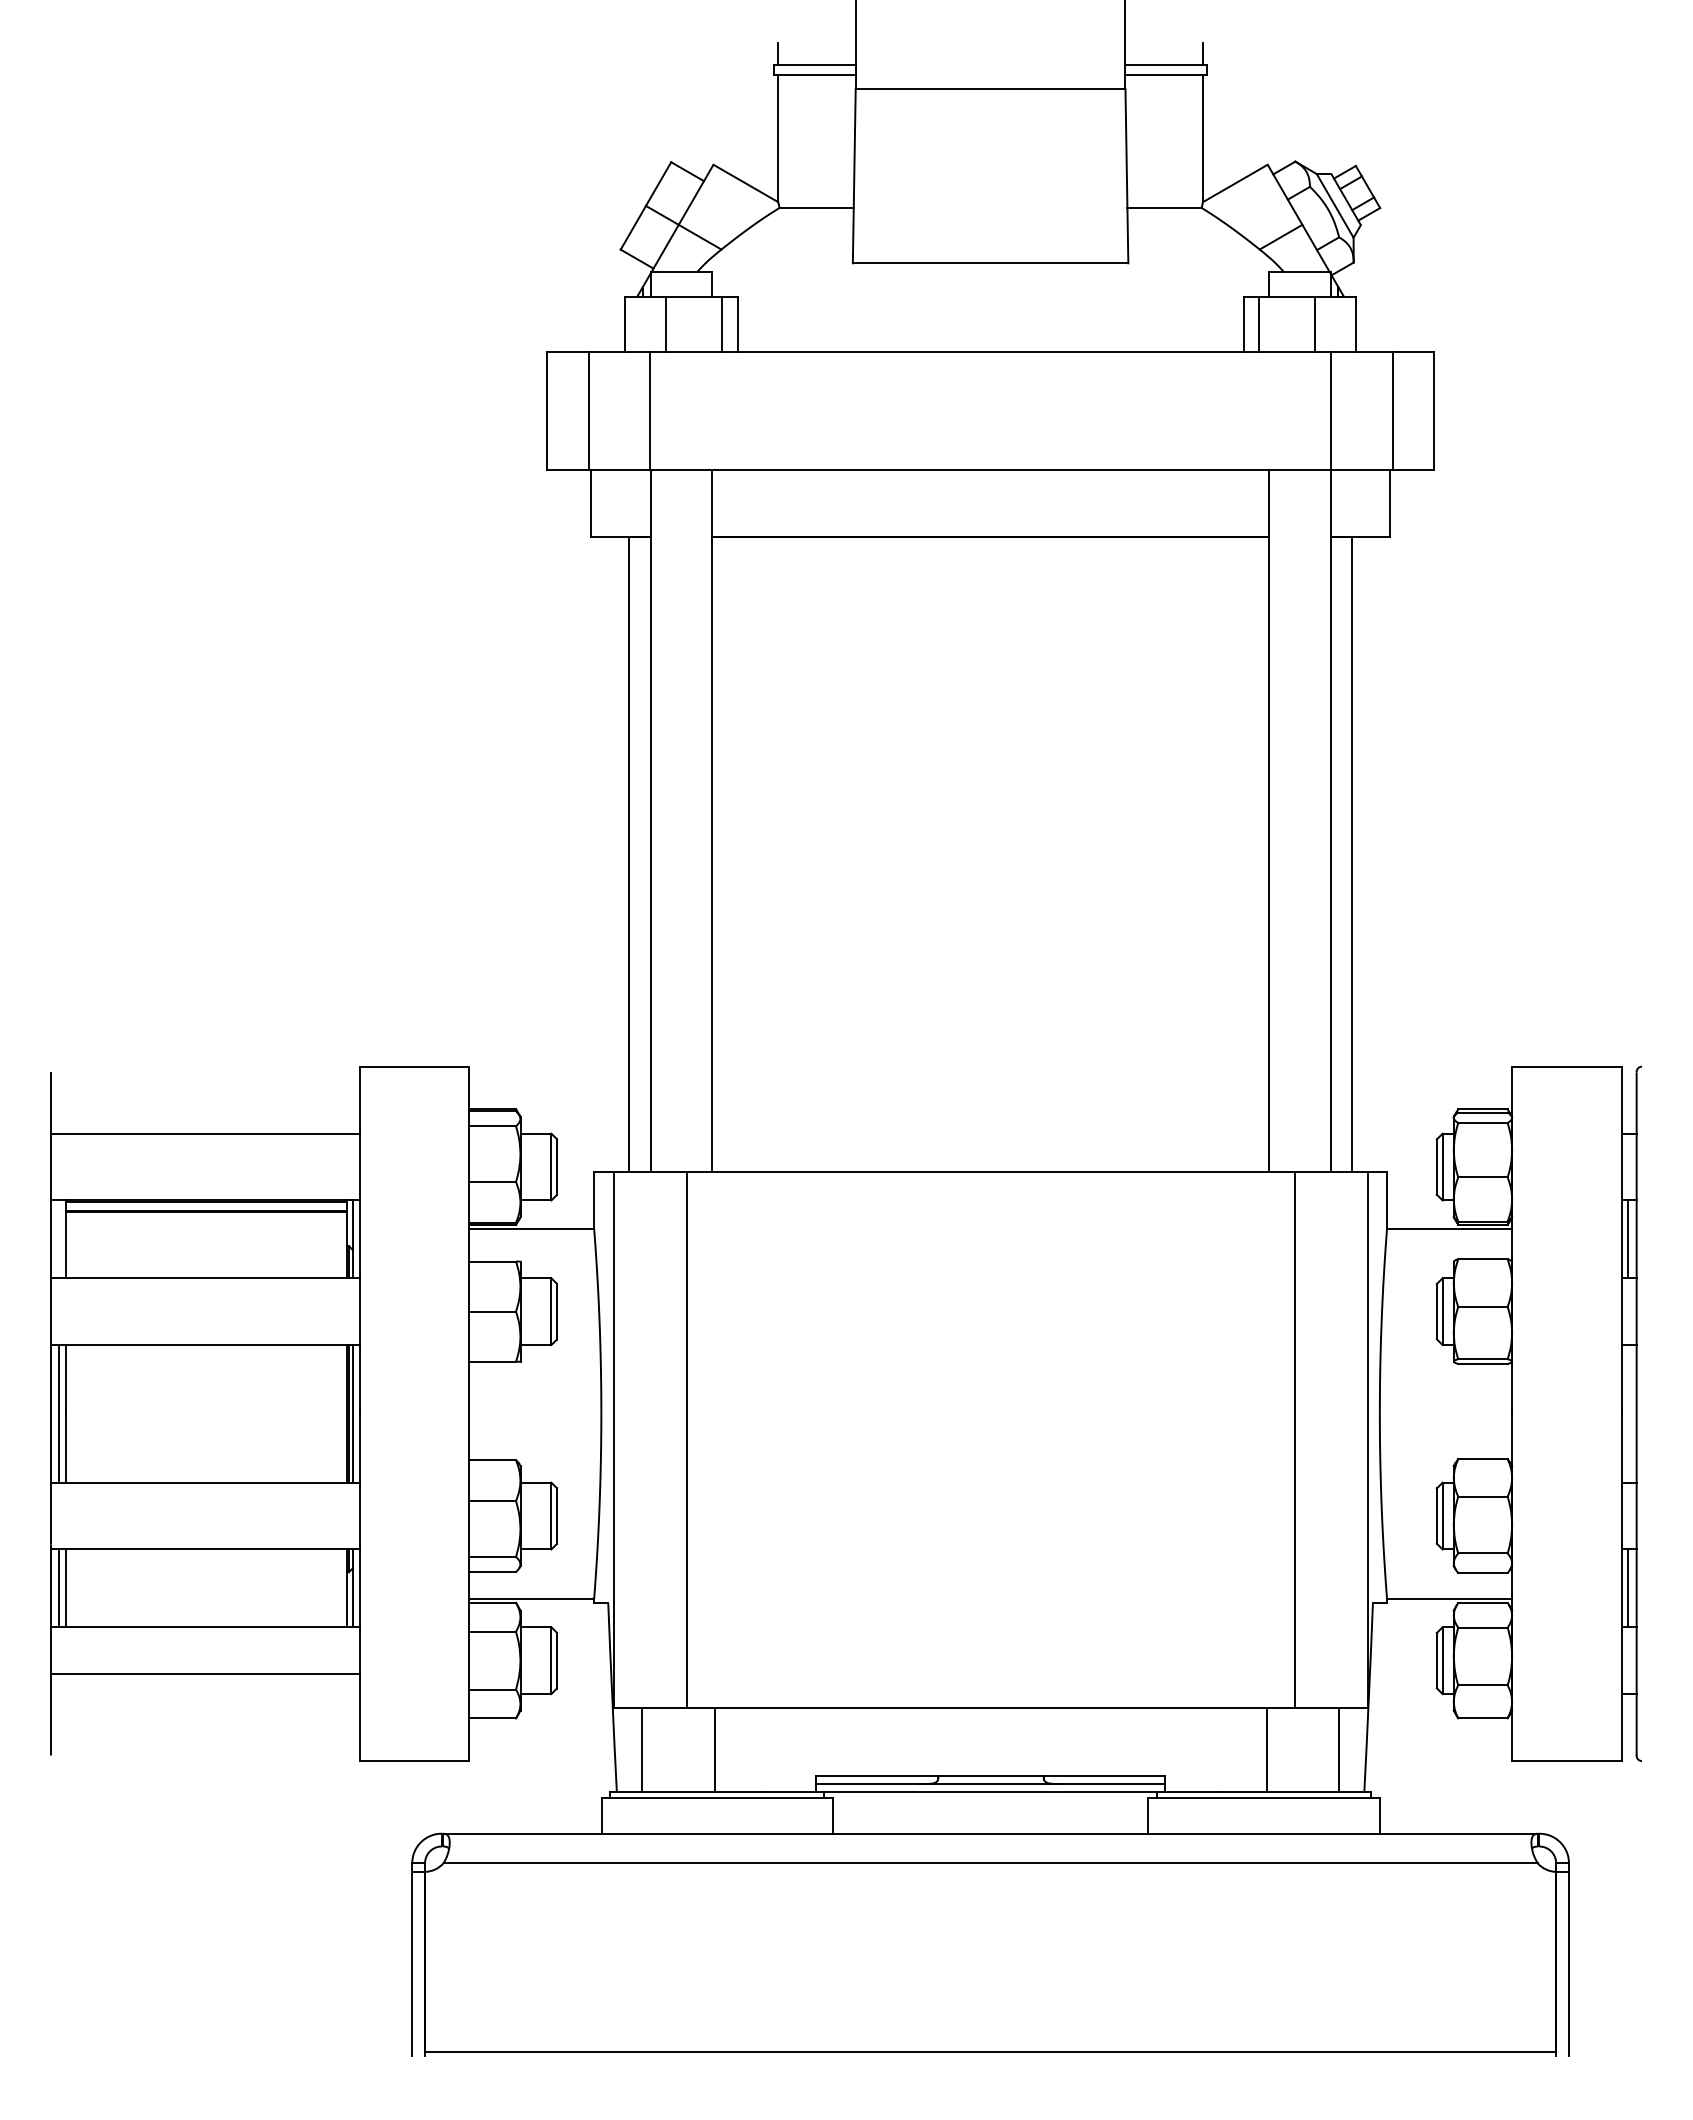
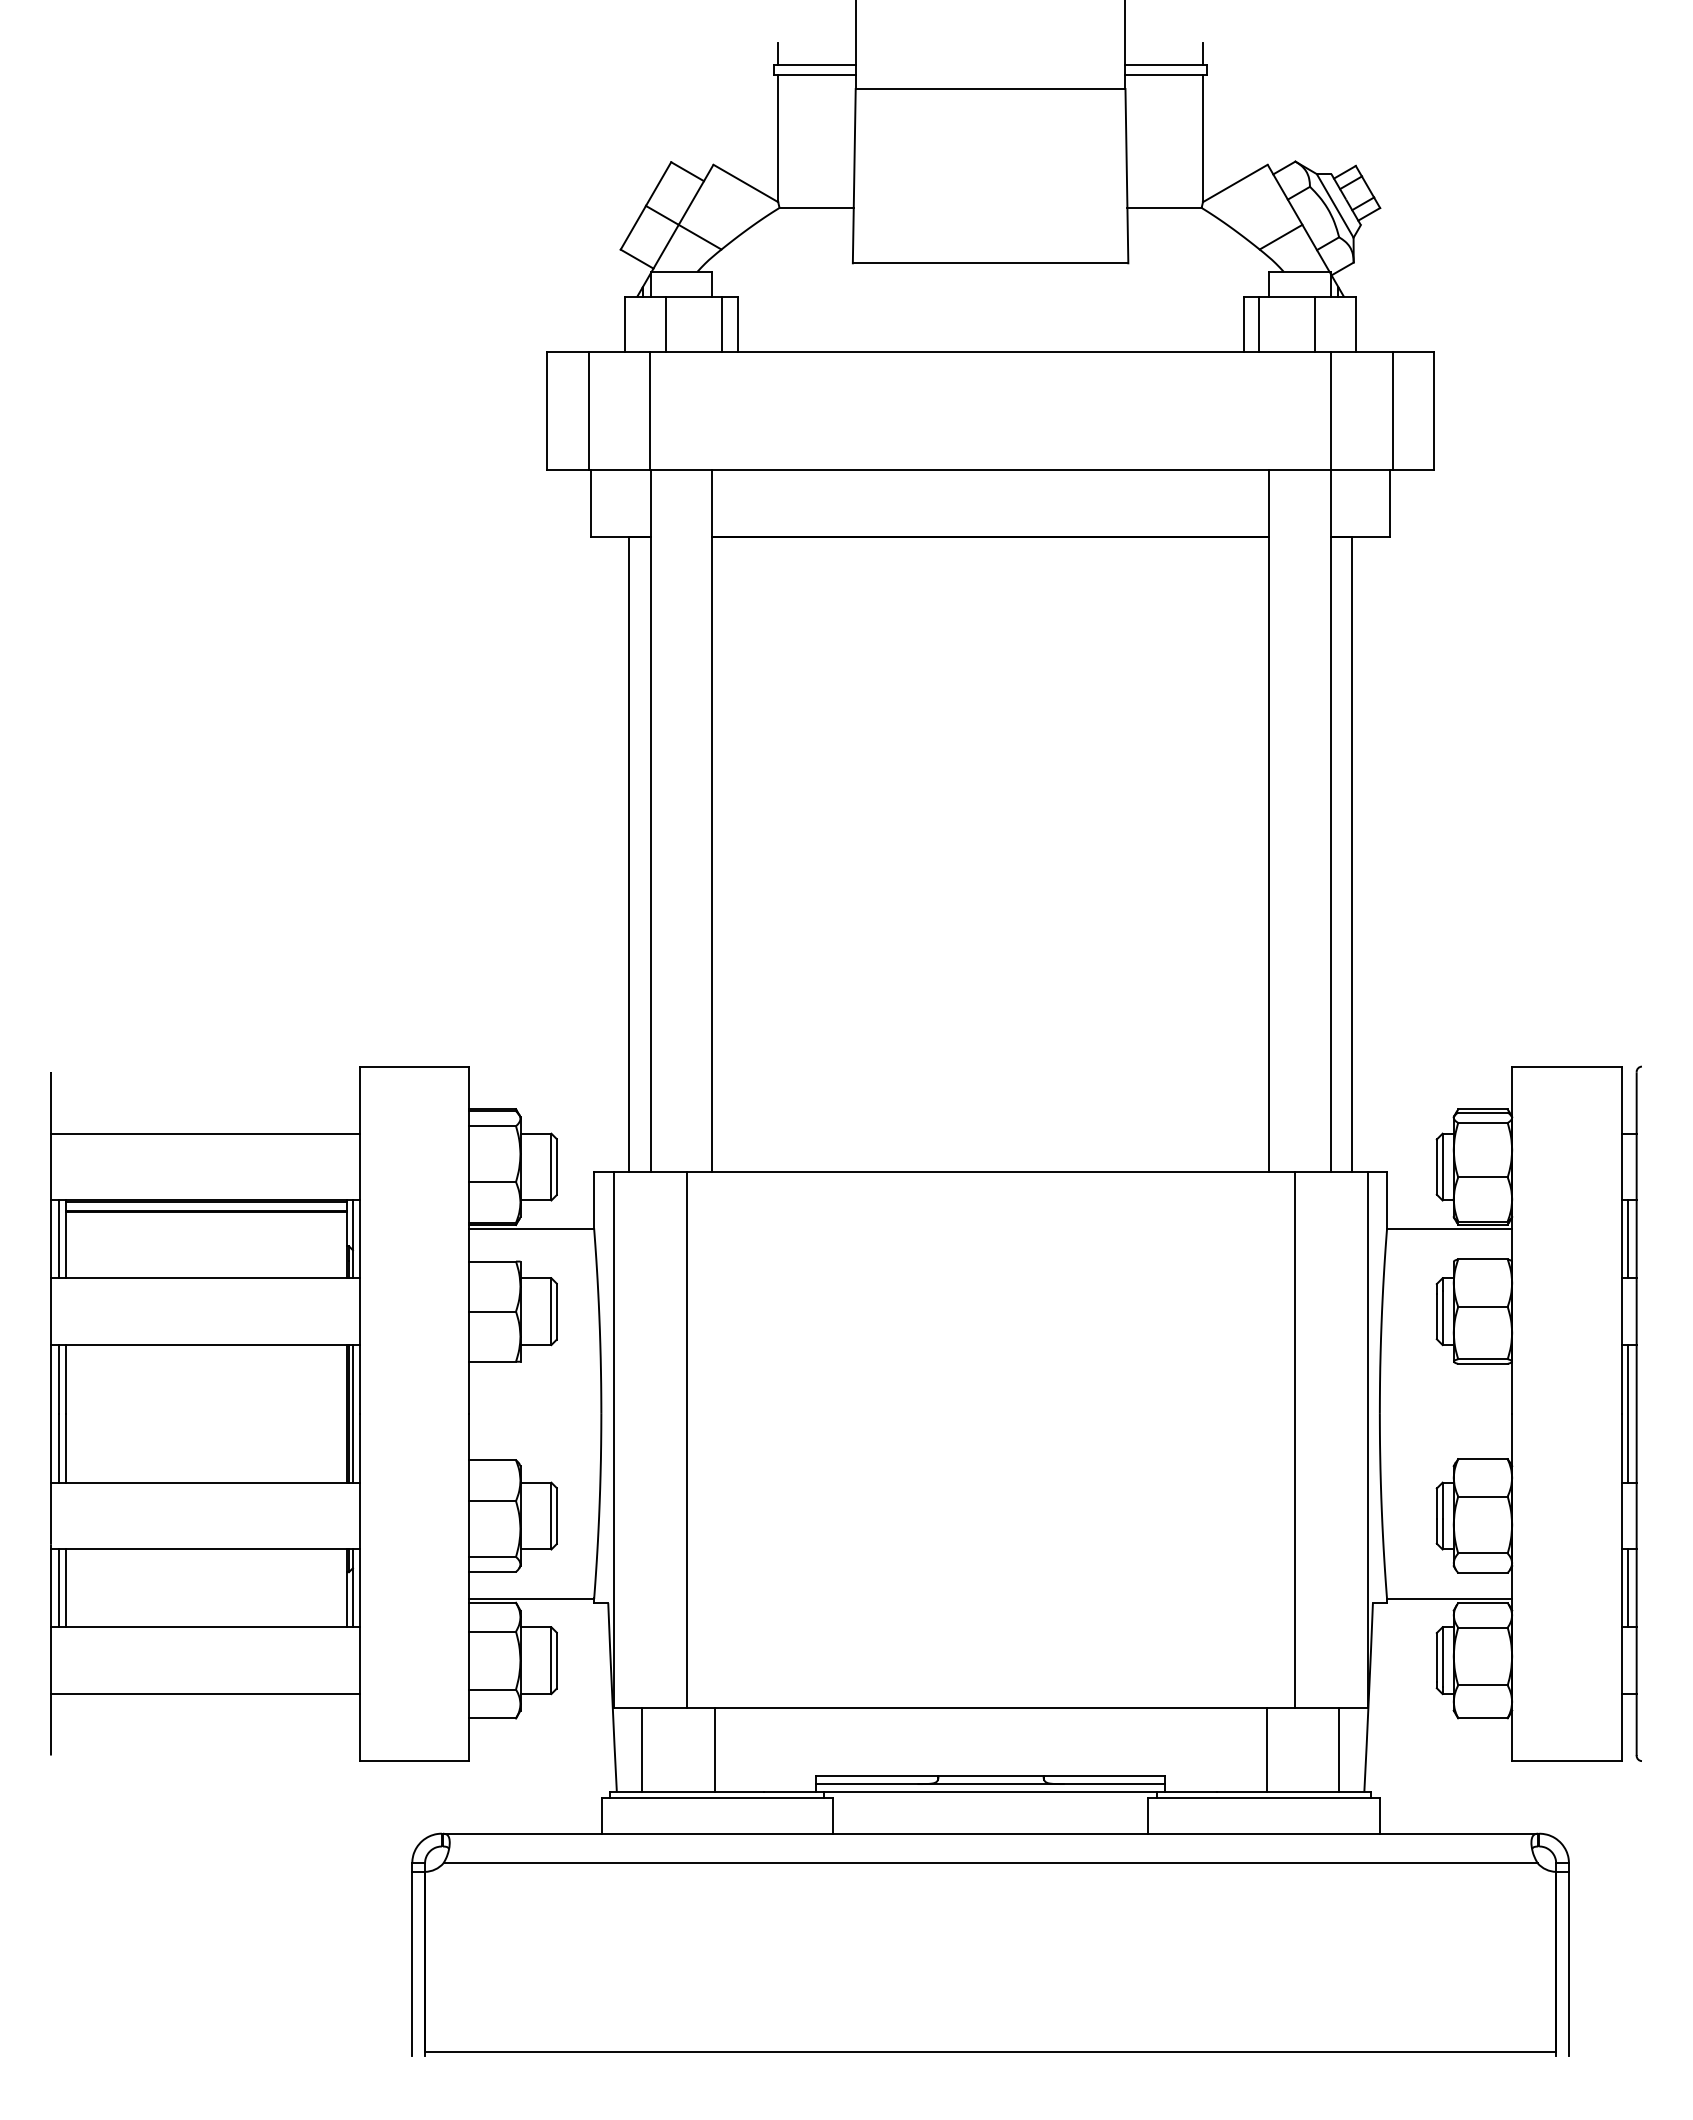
line: none -> present (59, 1239)
line: none -> present (1628, 1413)
line position: (205, 1674) -> (205, 1694) (205, 1694)
